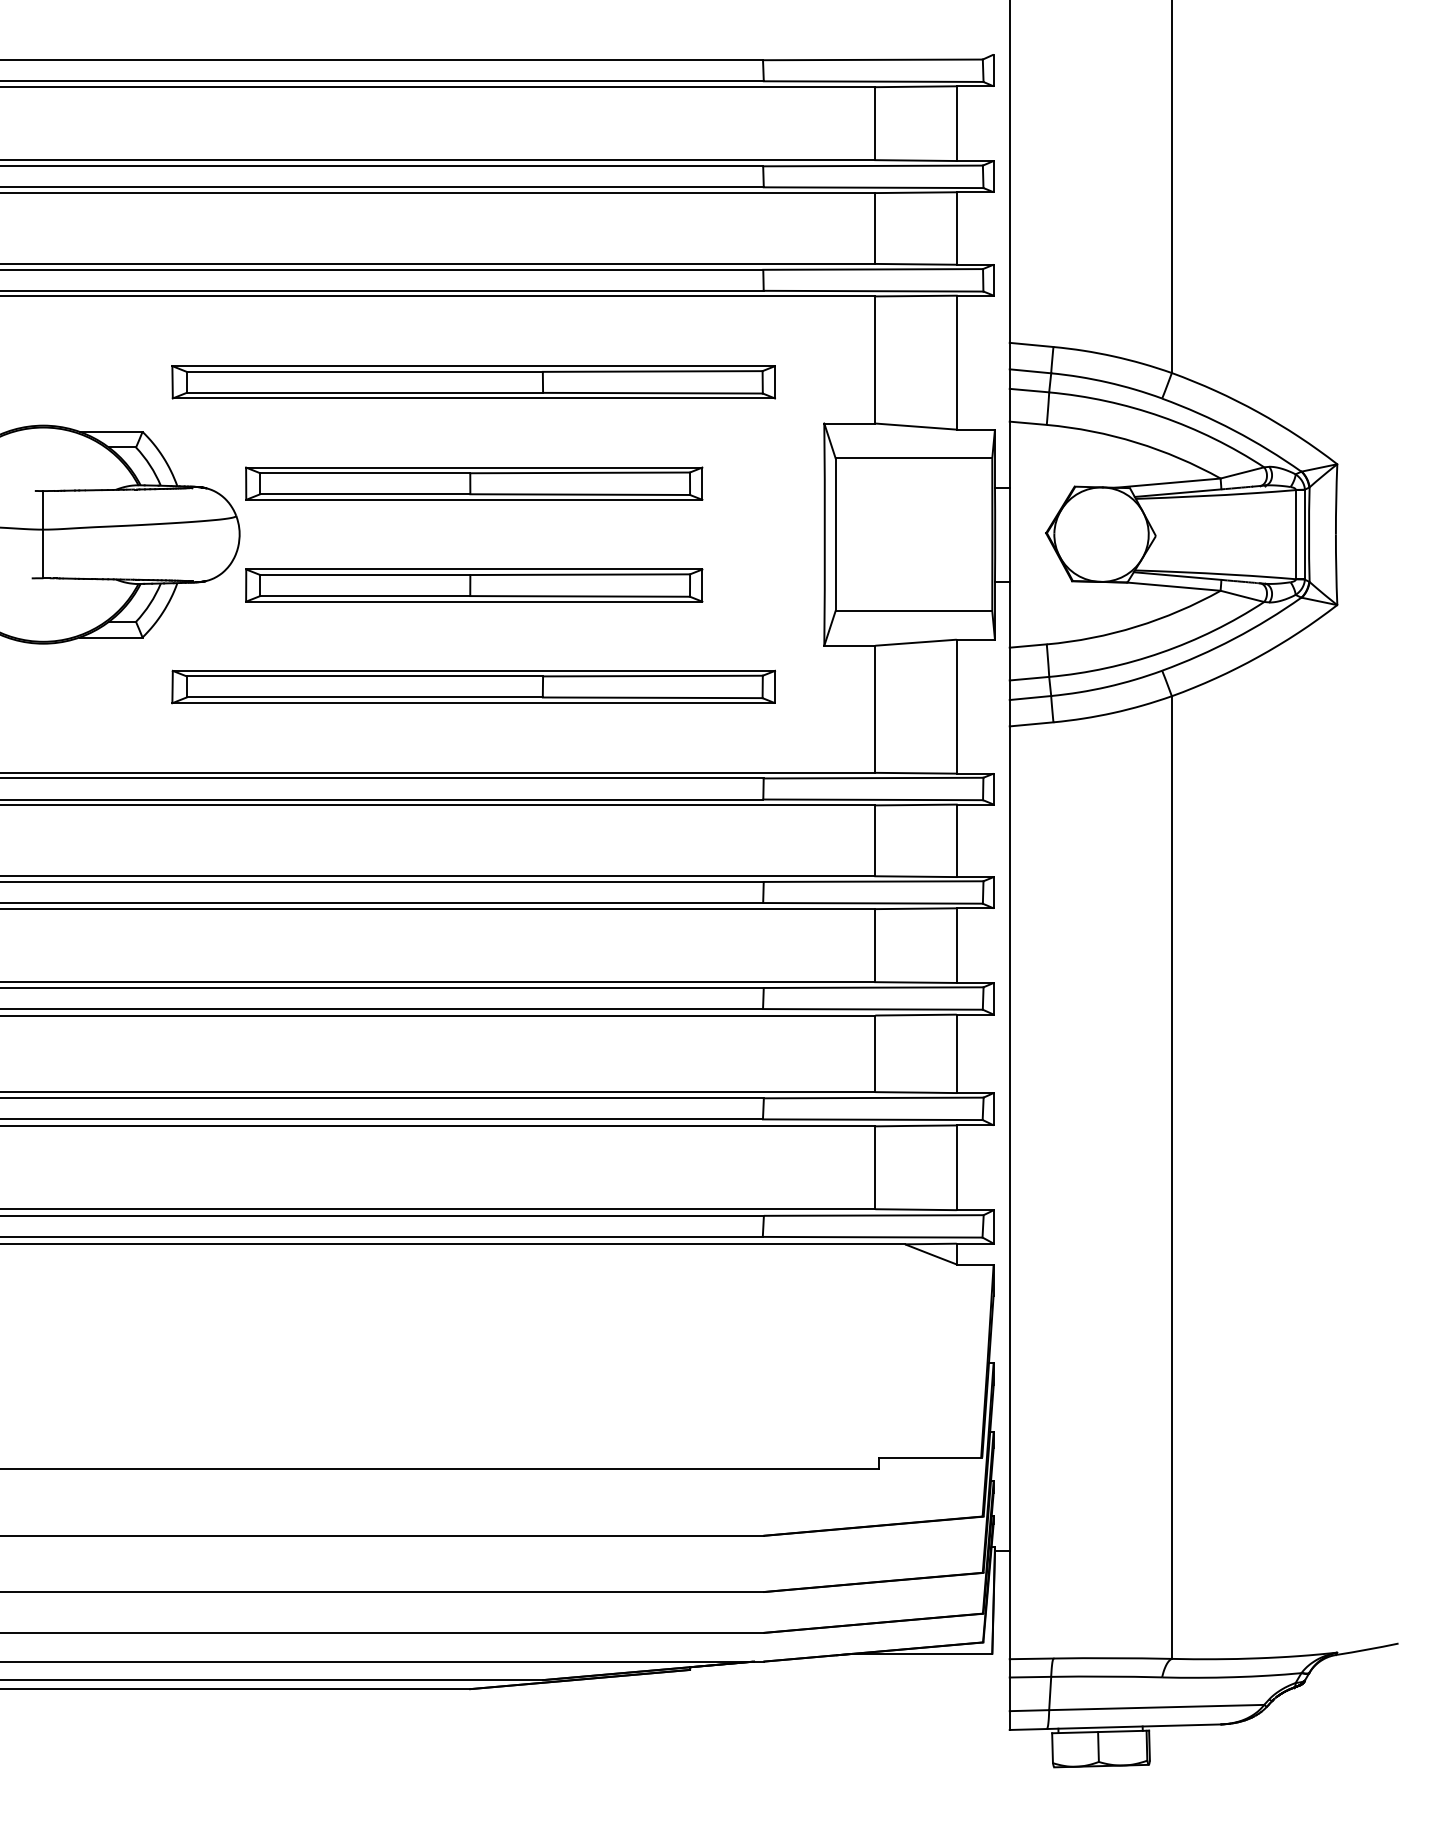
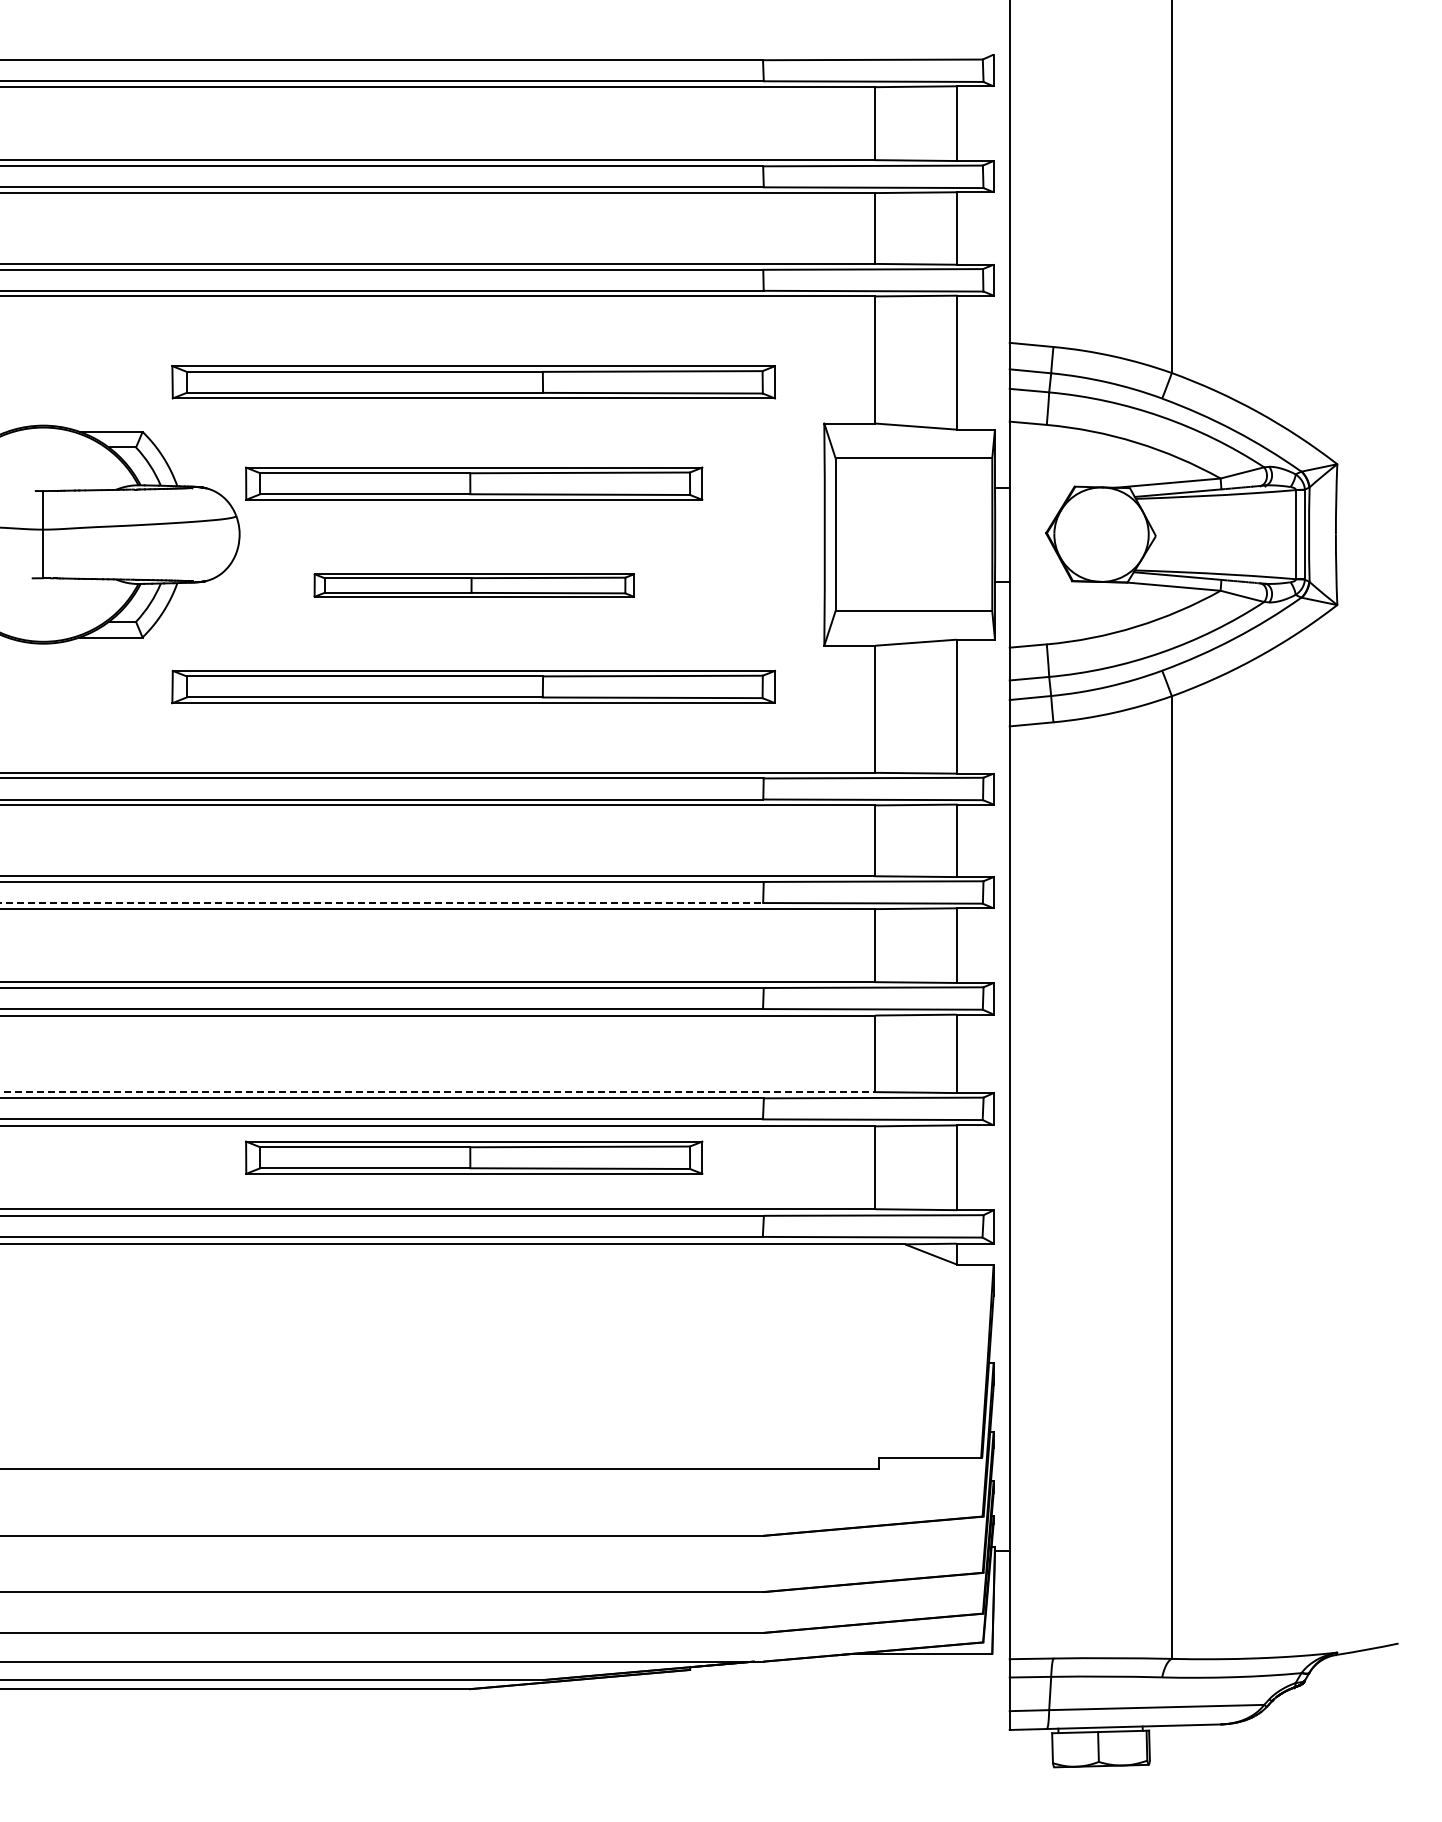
part size: 459x35 px -> 322x25 px (473, 585)
line: solid -> dashed (382, 903)
line: solid -> dashed (438, 1092)
part: none -> present (474, 1157)
